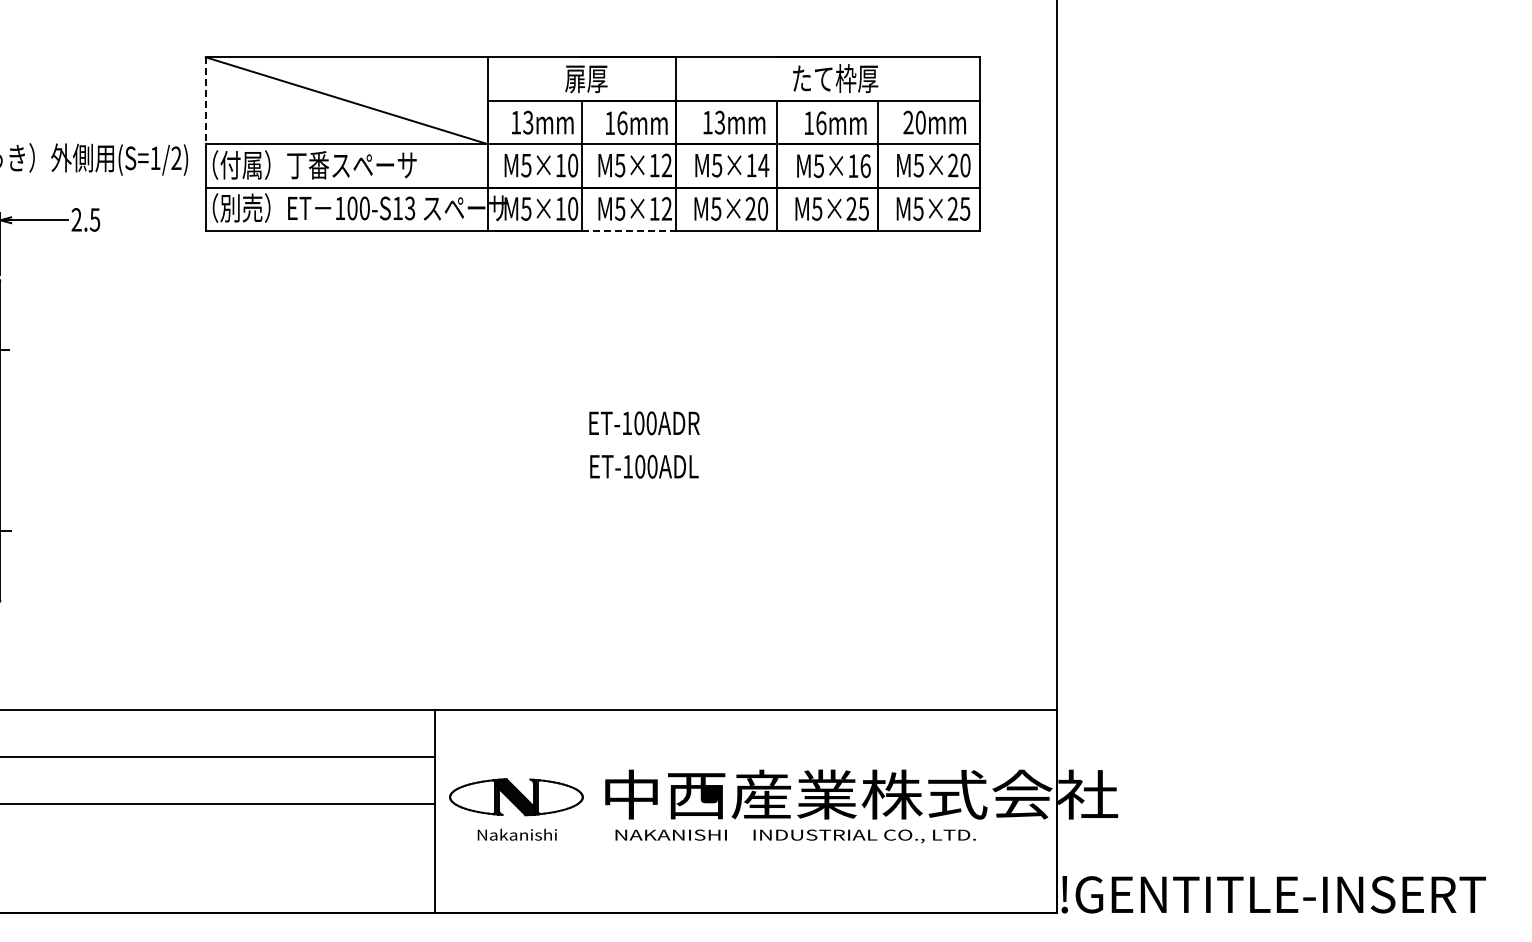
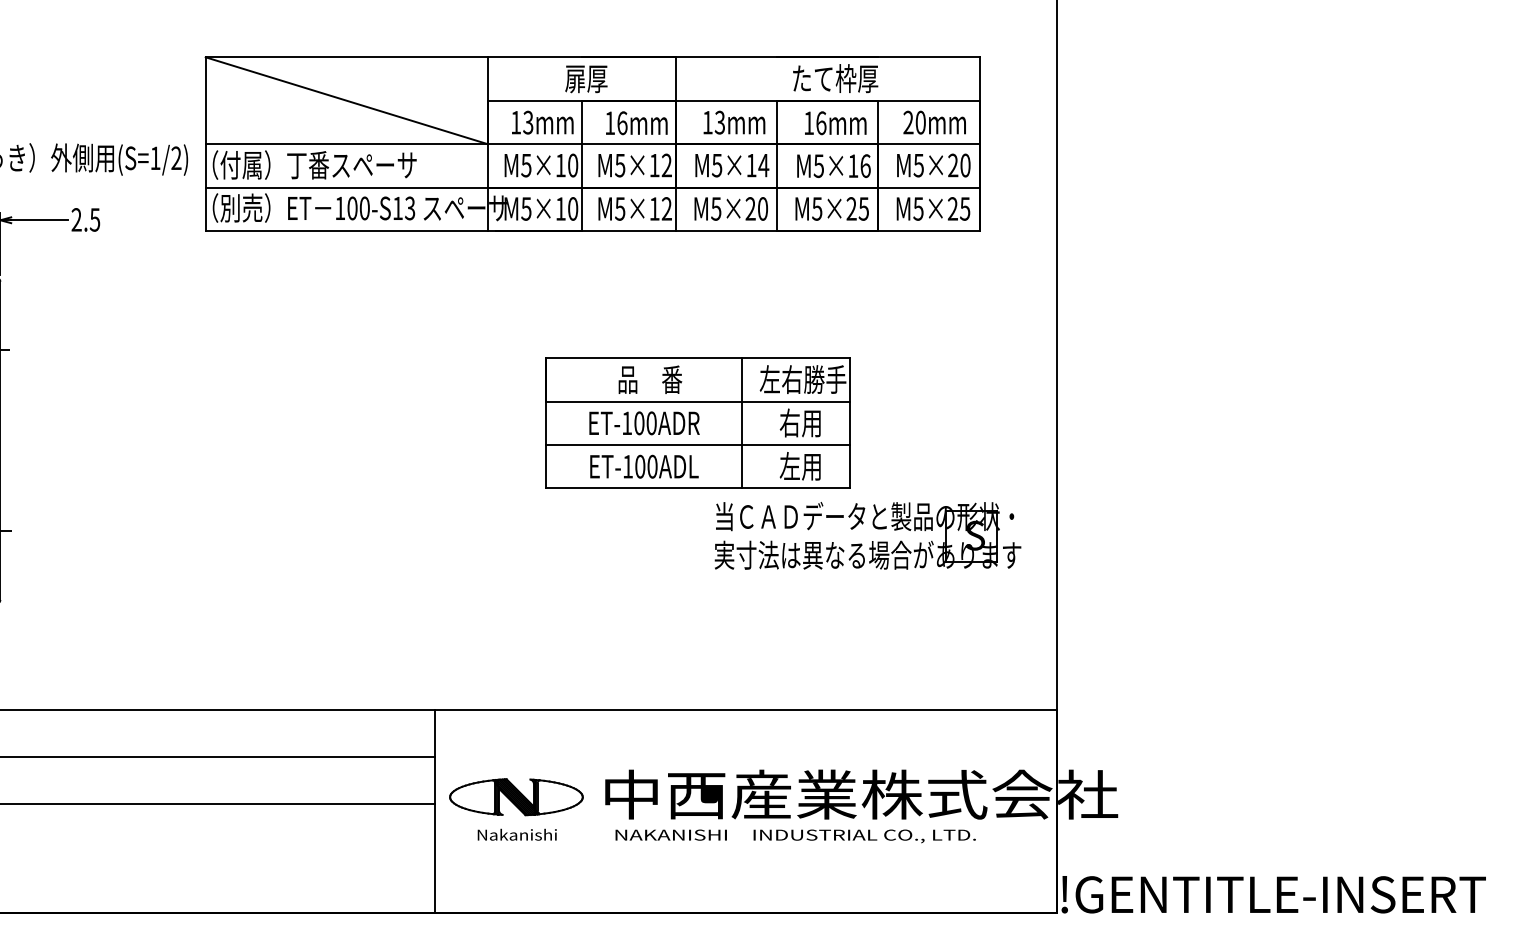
line: dashed -> solid (205, 101)
line: dashed -> solid (629, 230)
part: none -> present (697, 422)
part: none -> present (872, 541)
